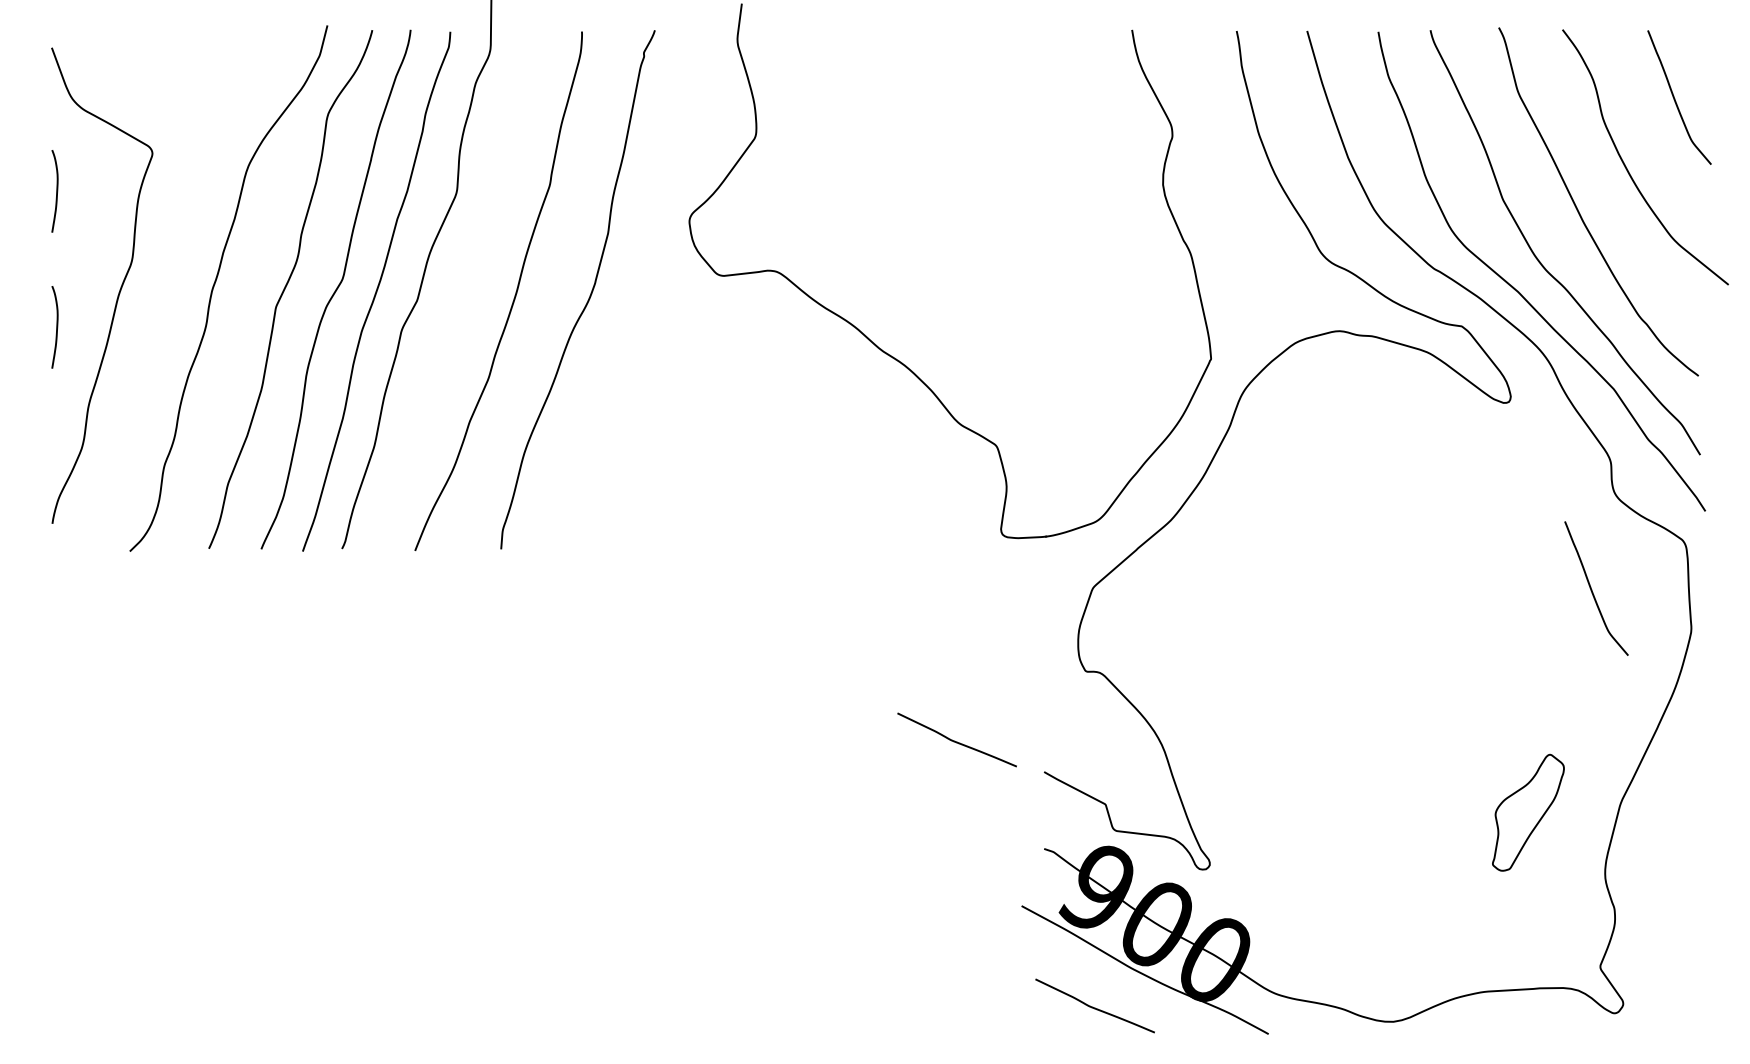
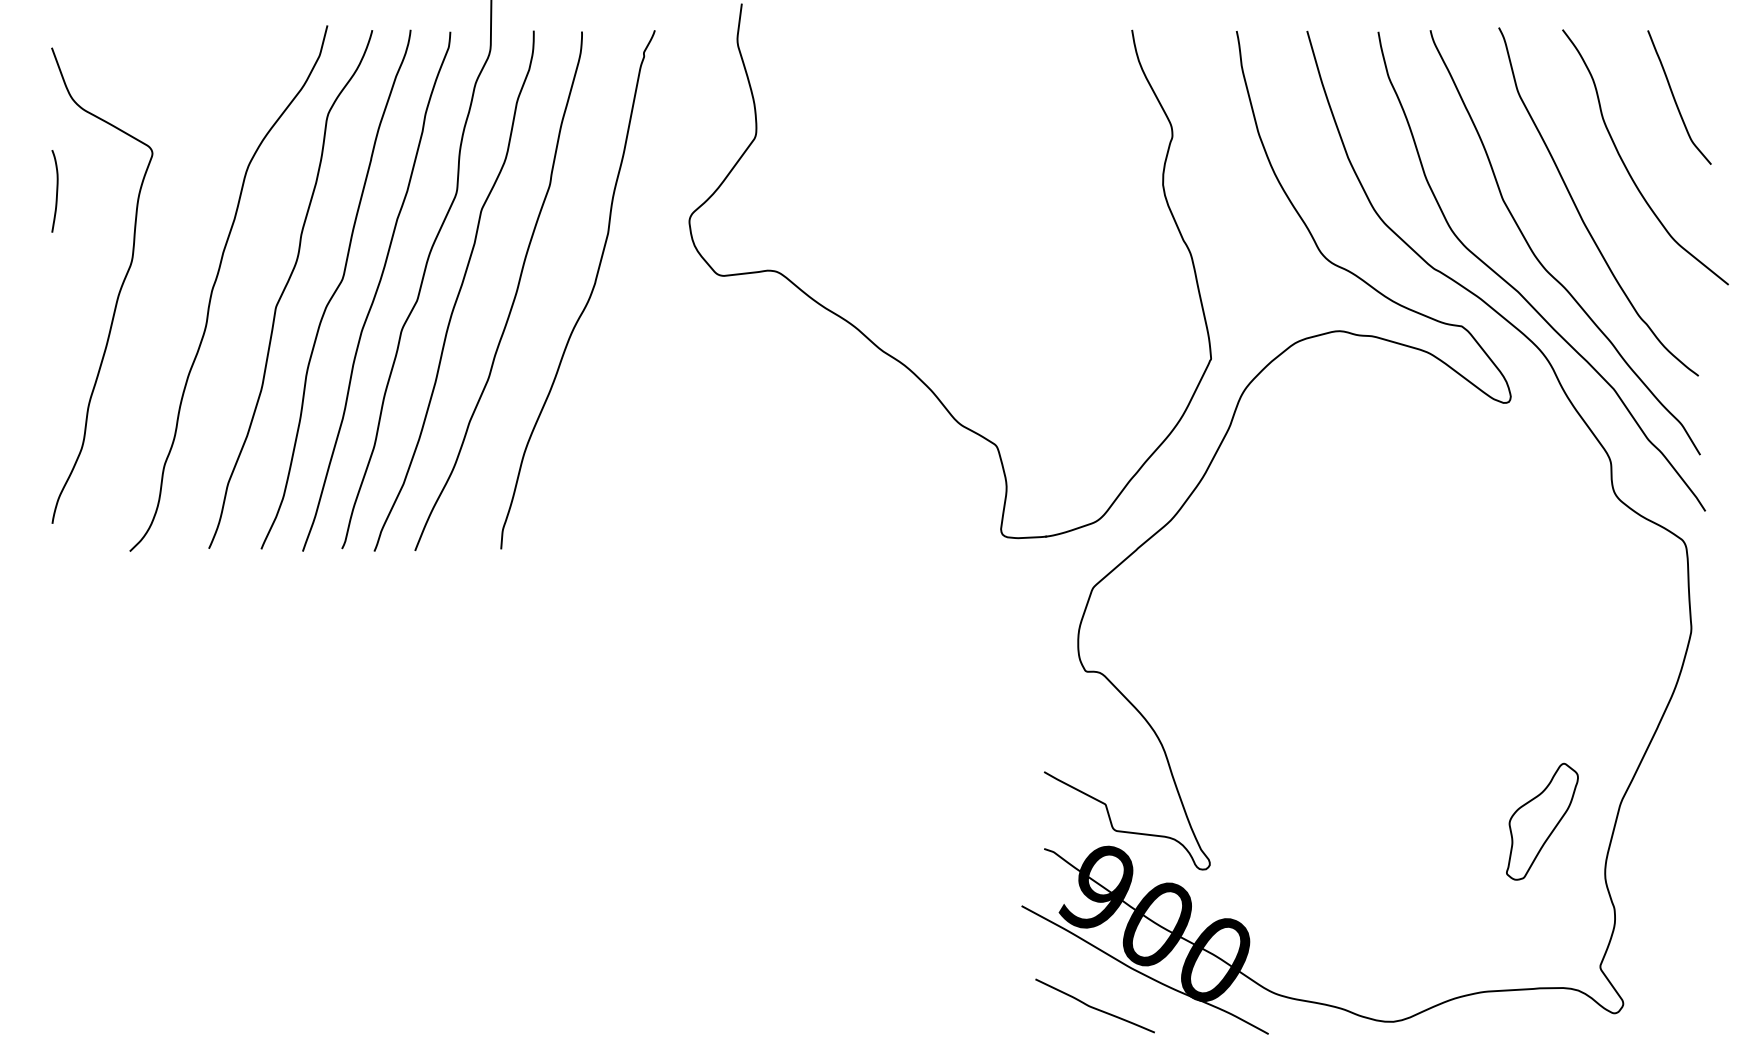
curve: none -> present (457, 293)
curve: present -> none (56, 327)
curve: present -> none (1592, 589)
curve: present -> none (956, 741)
part position: (1528, 812) -> (1542, 821) (1542, 821)
